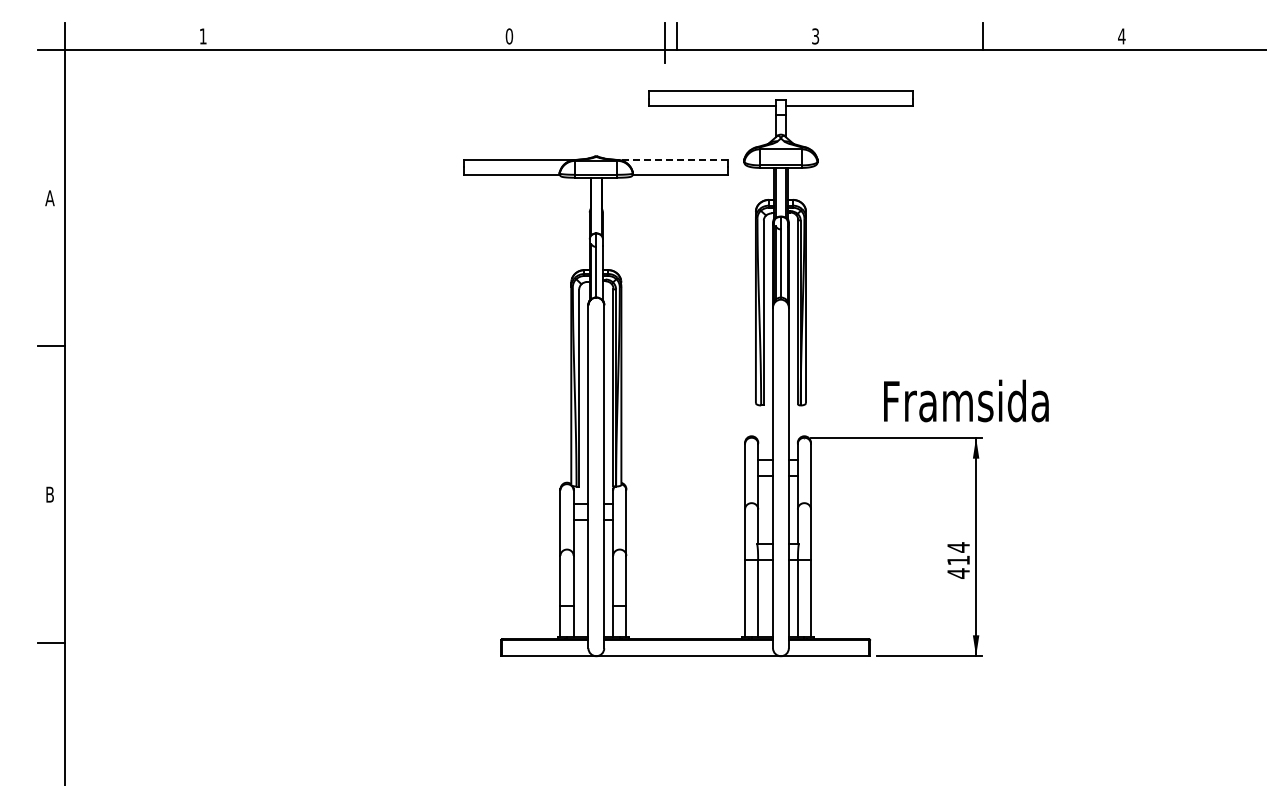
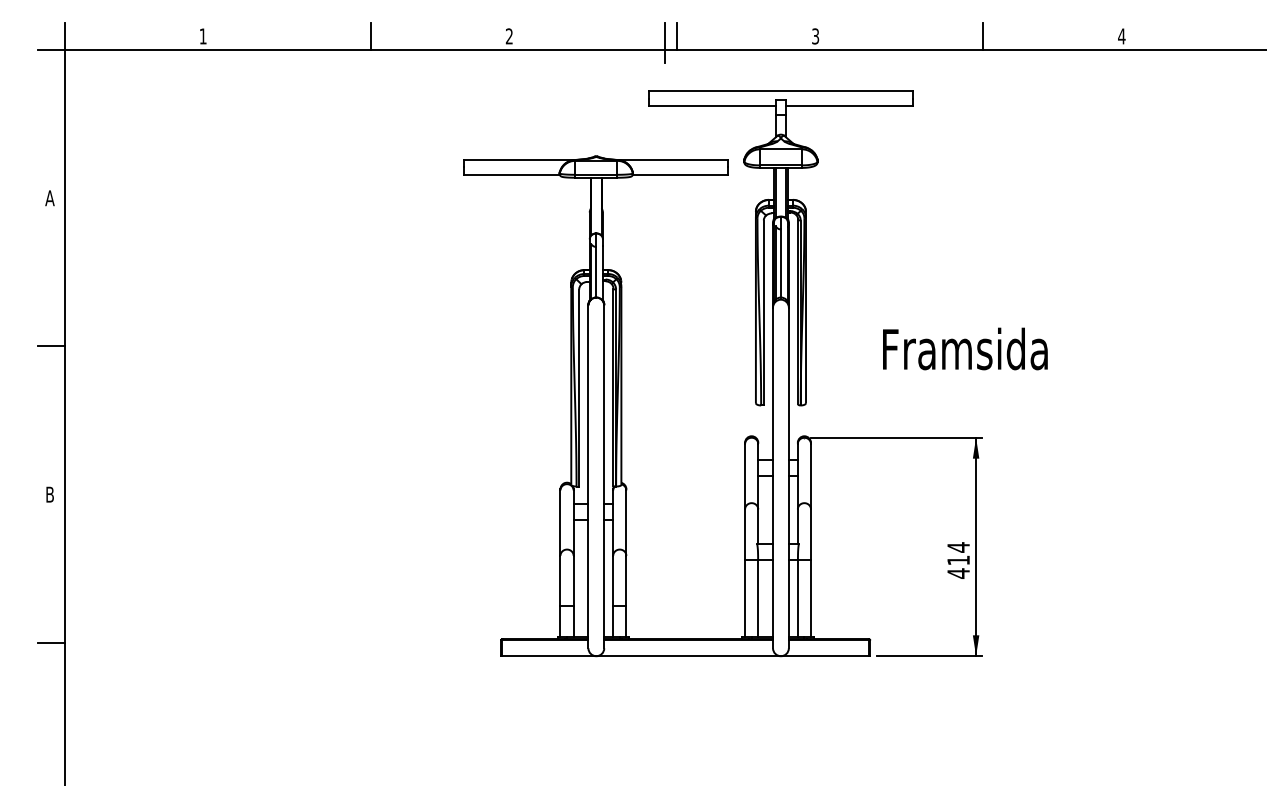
line: none -> present (370, 36)
text: 0 -> 2 (509, 36)
line: dashed -> solid (671, 159)
text position: (966, 400) -> (965, 348) (965, 348)
